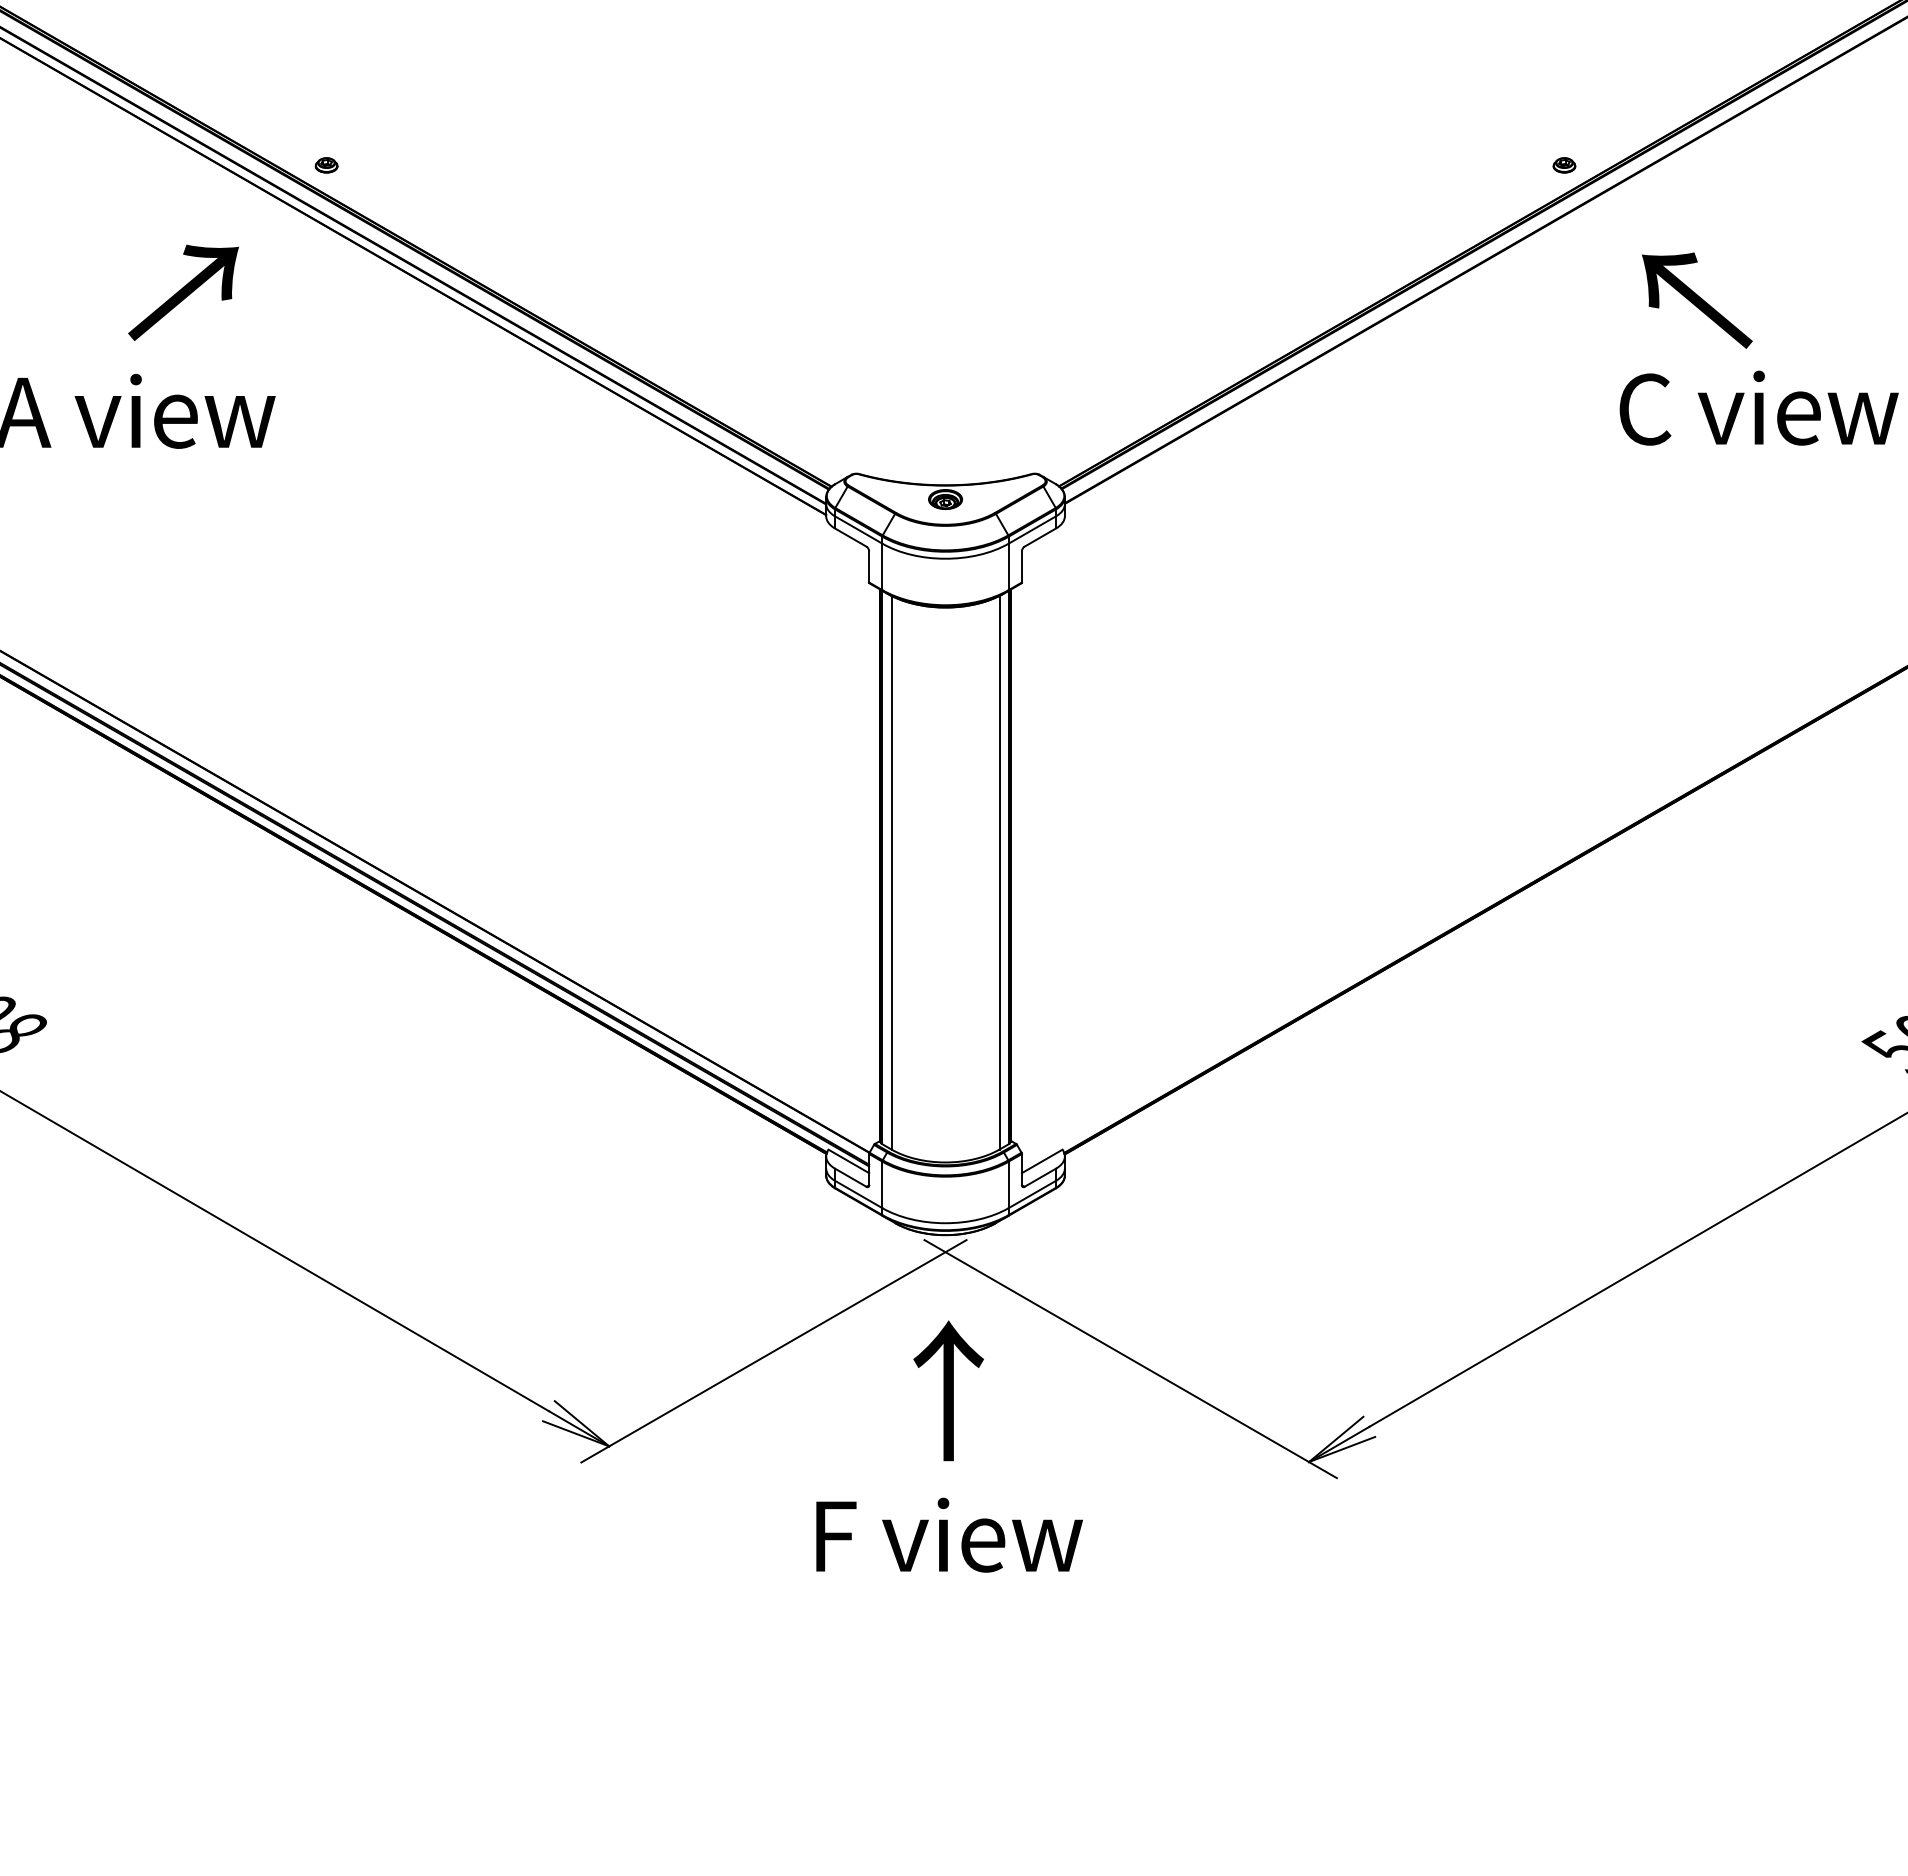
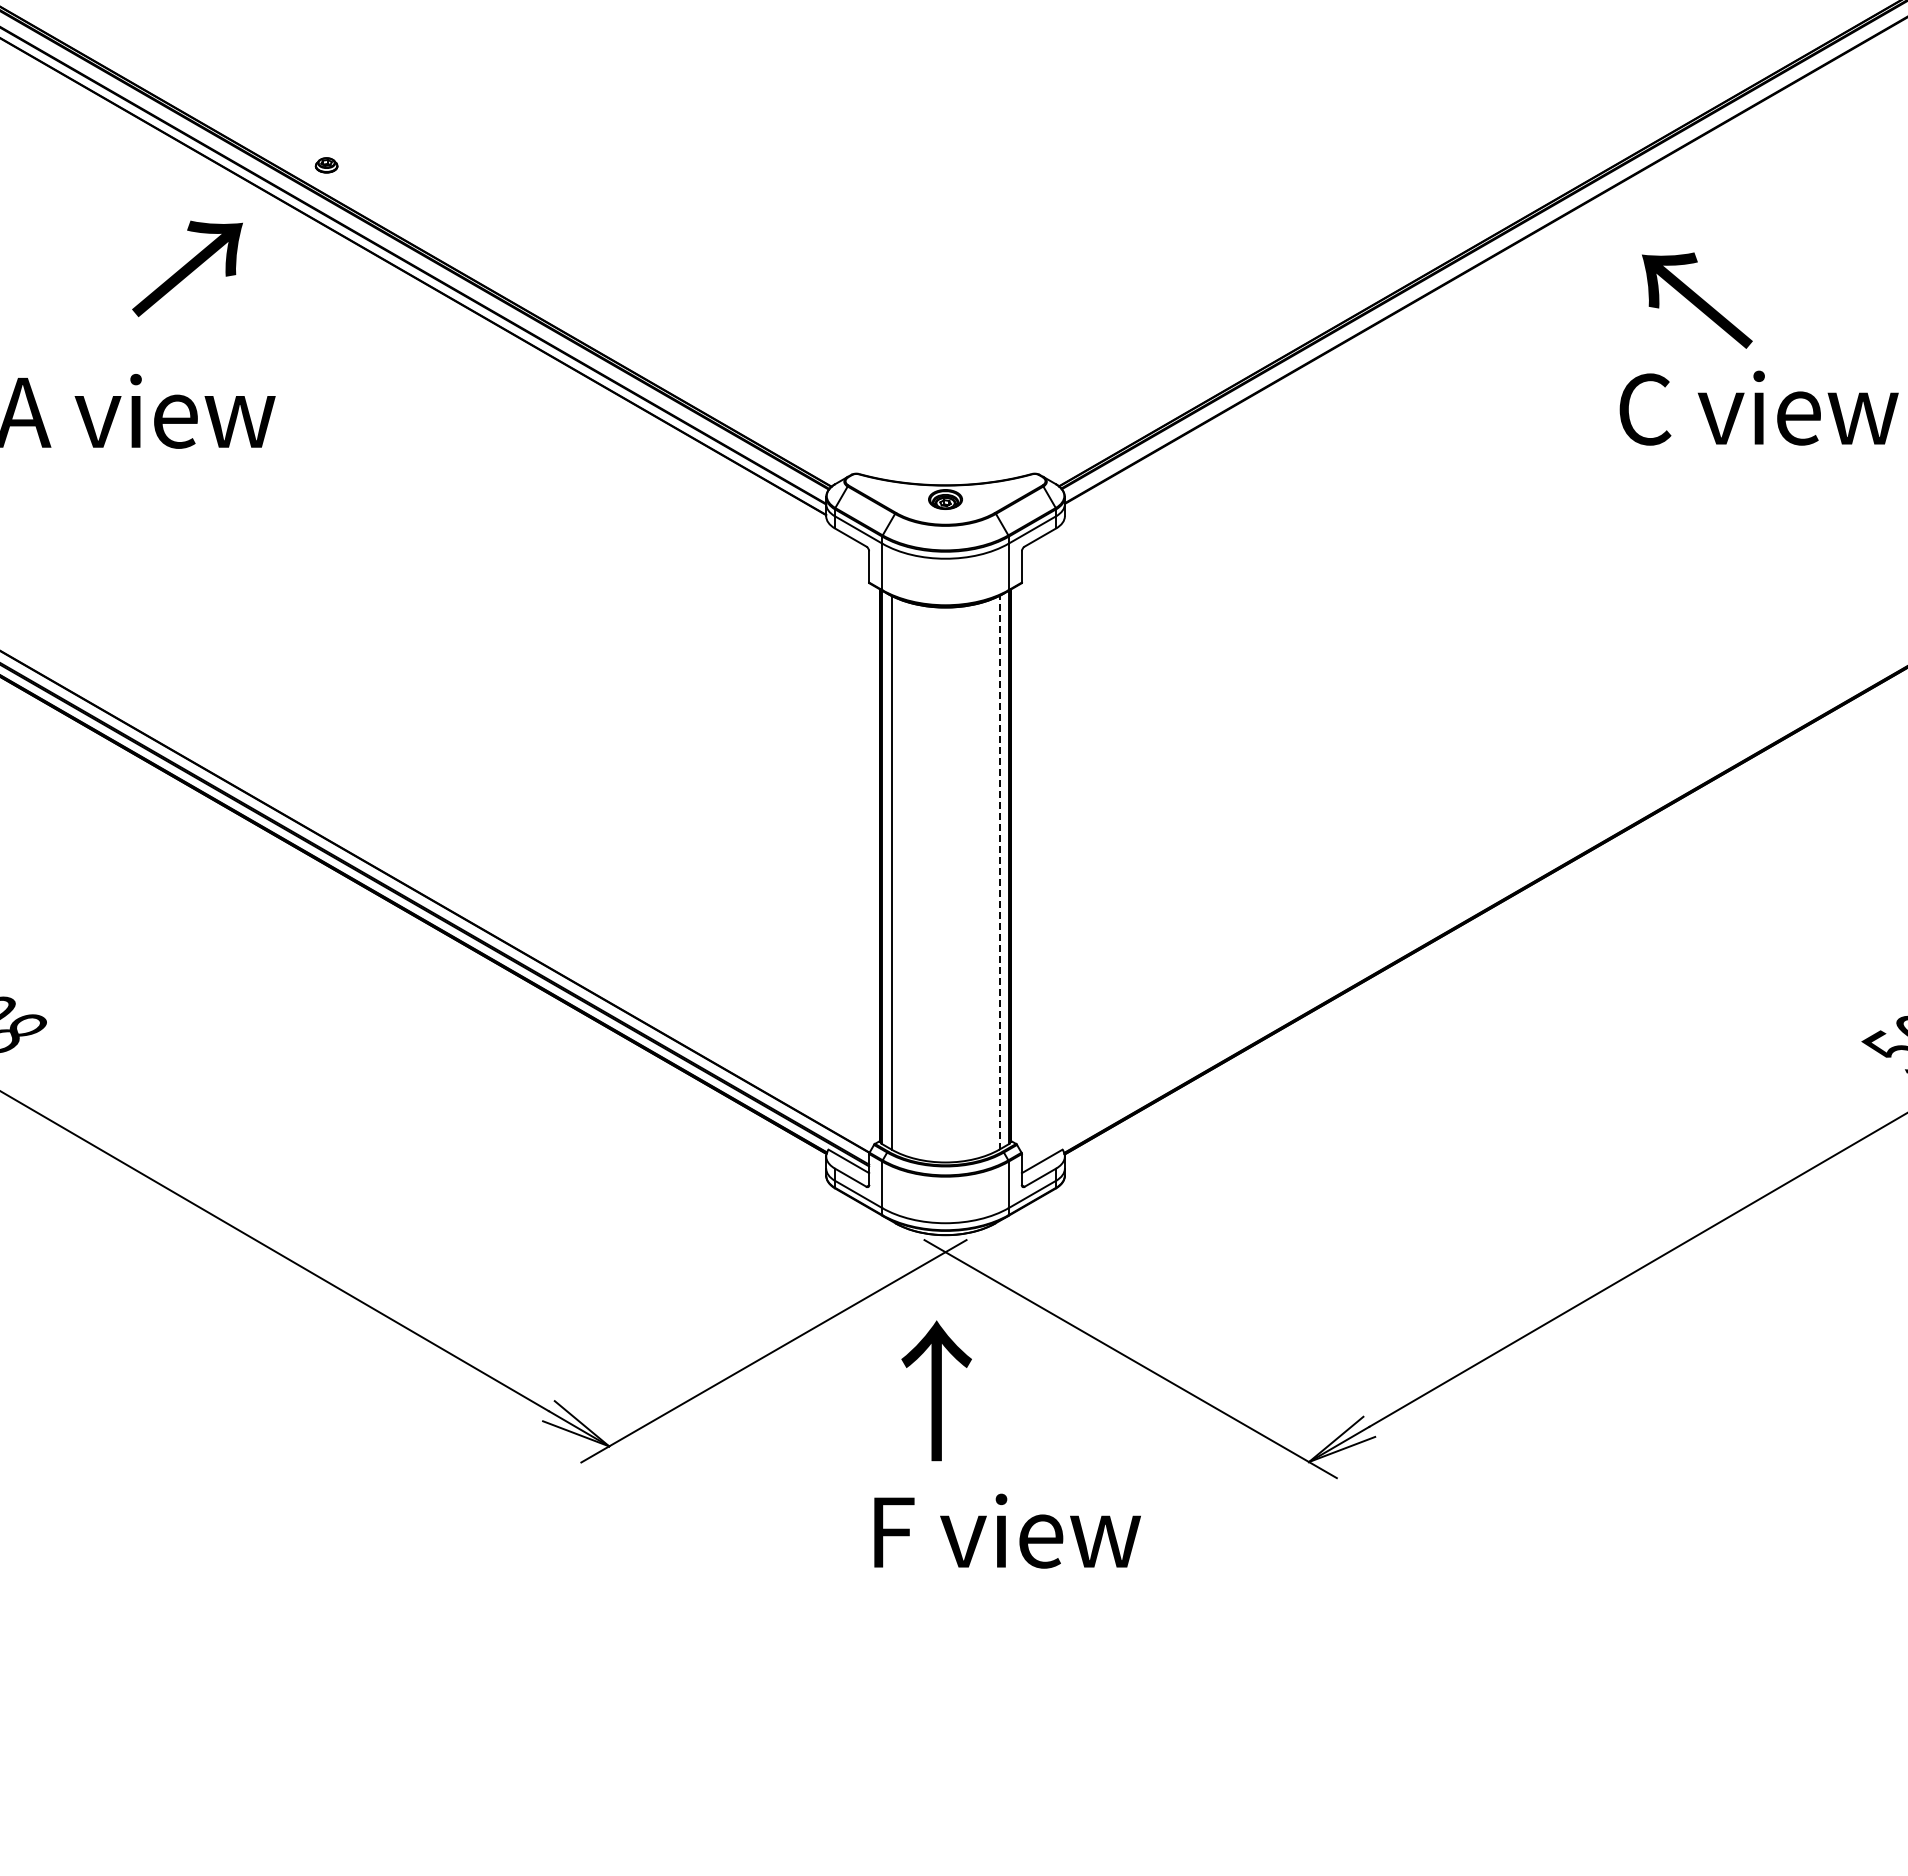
part: present -> none (1564, 165)
text position: (183, 292) -> (187, 268) (187, 268)
line: solid -> dashed (999, 872)
text position: (948, 1390) -> (936, 1390) (936, 1390)
text position: (949, 1534) -> (1007, 1530) (1007, 1530)
